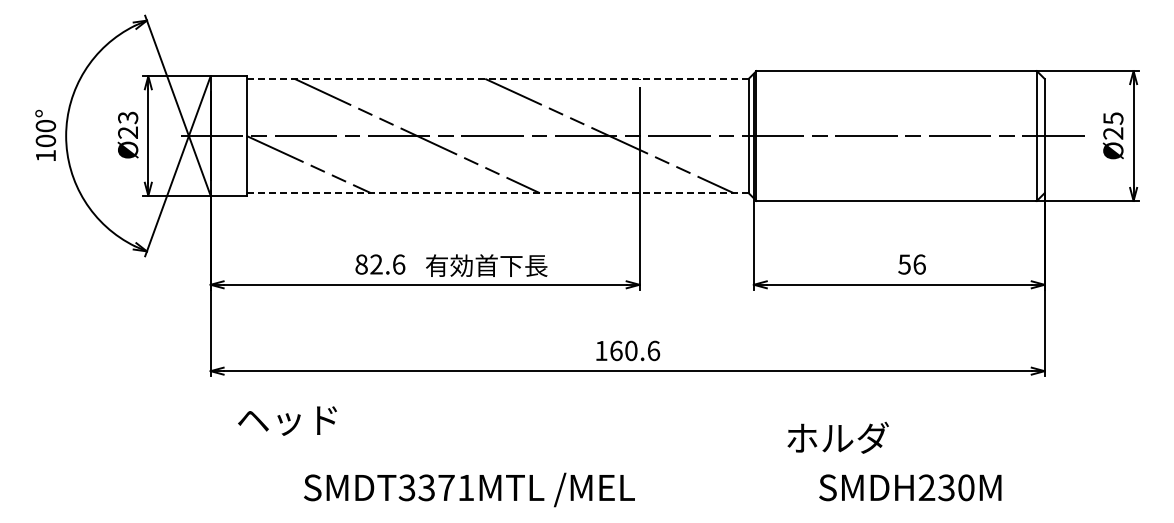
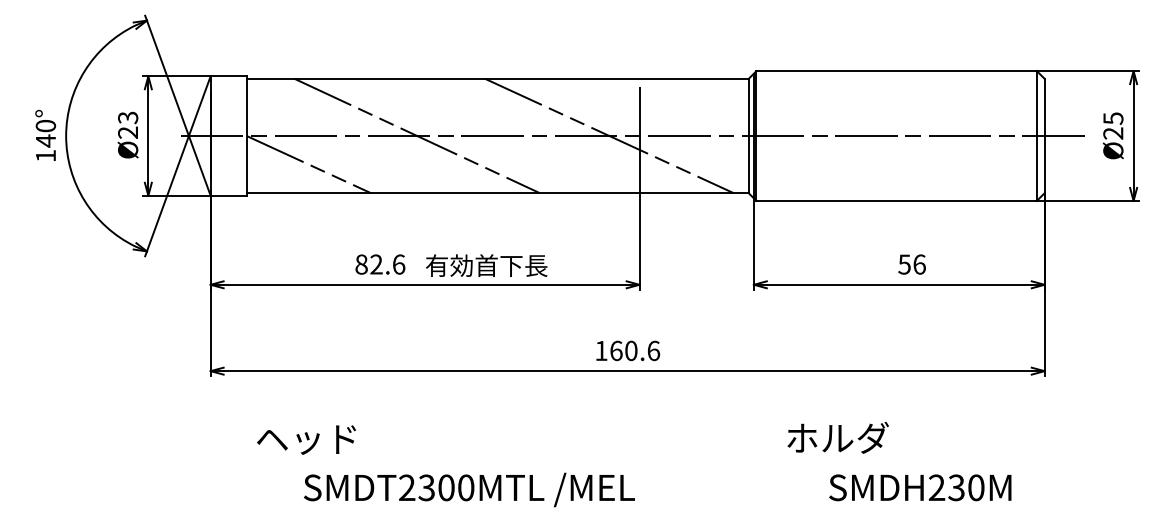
line: dashed -> solid (497, 78)
text: 100° -> 140° (45, 140)
line: dashed -> solid (497, 193)
text position: (287, 420) -> (306, 439) (306, 439)
text: SMDT3371MTL -> SMDT2300MTL (436, 487)
text position: (910, 487) -> (920, 487) (920, 487)
